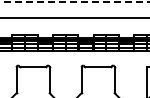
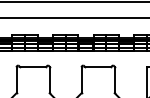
line: dashed -> solid (75, 2)
